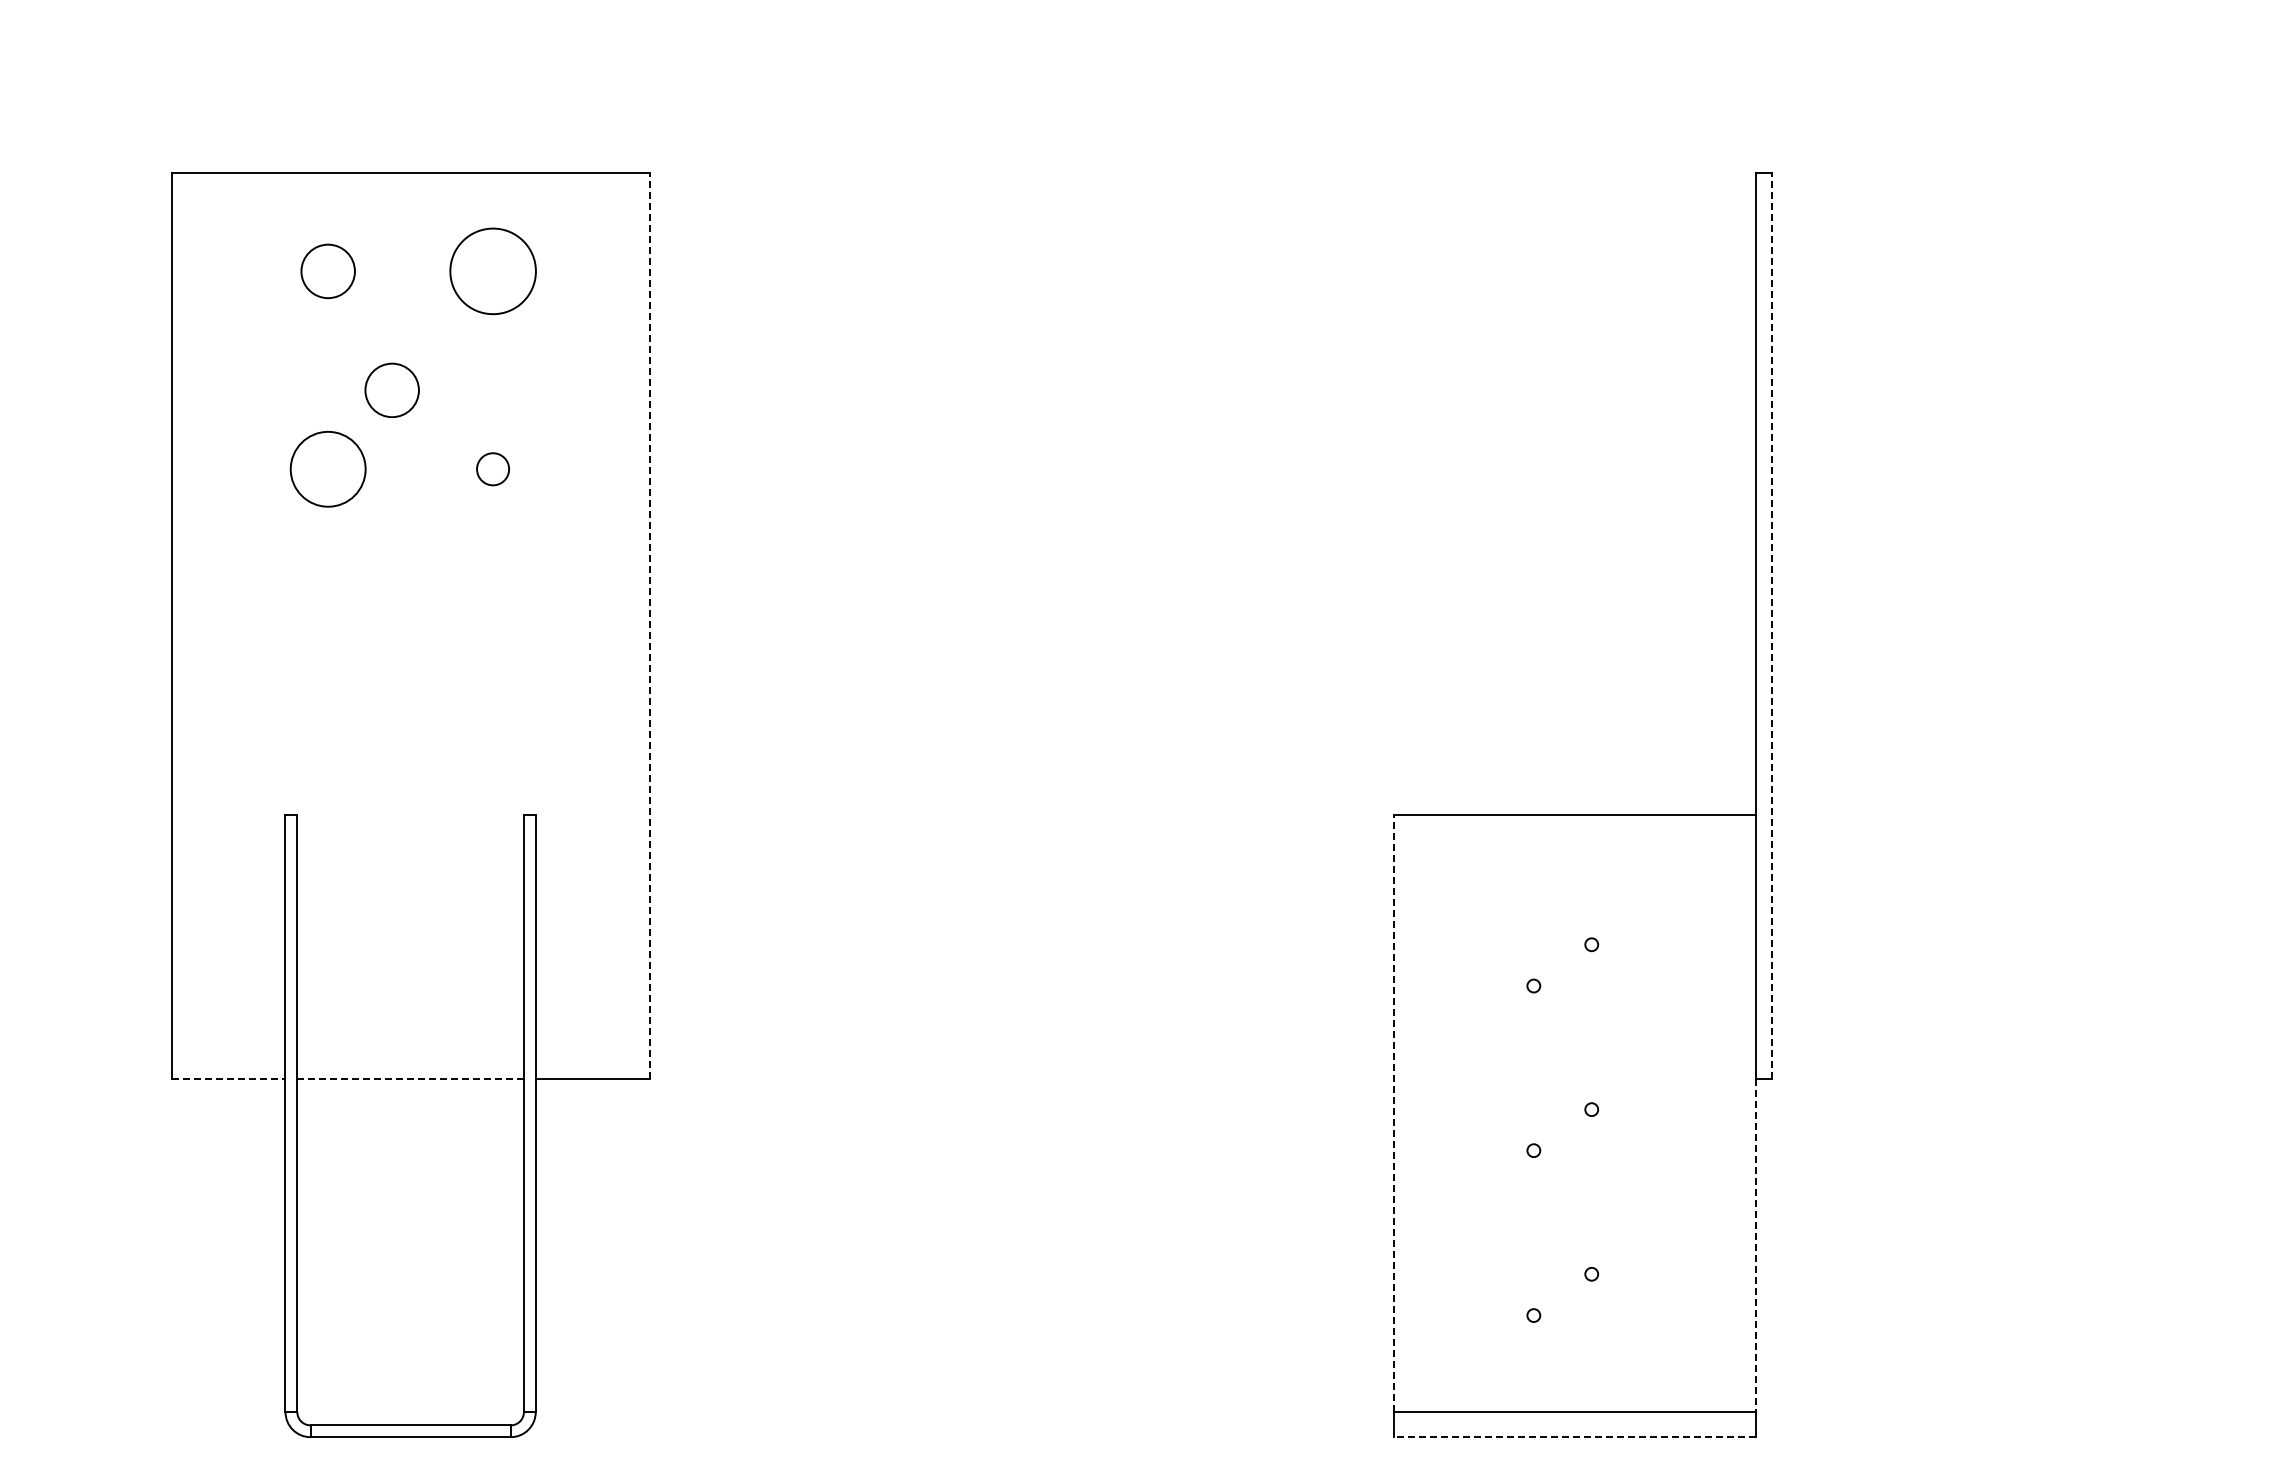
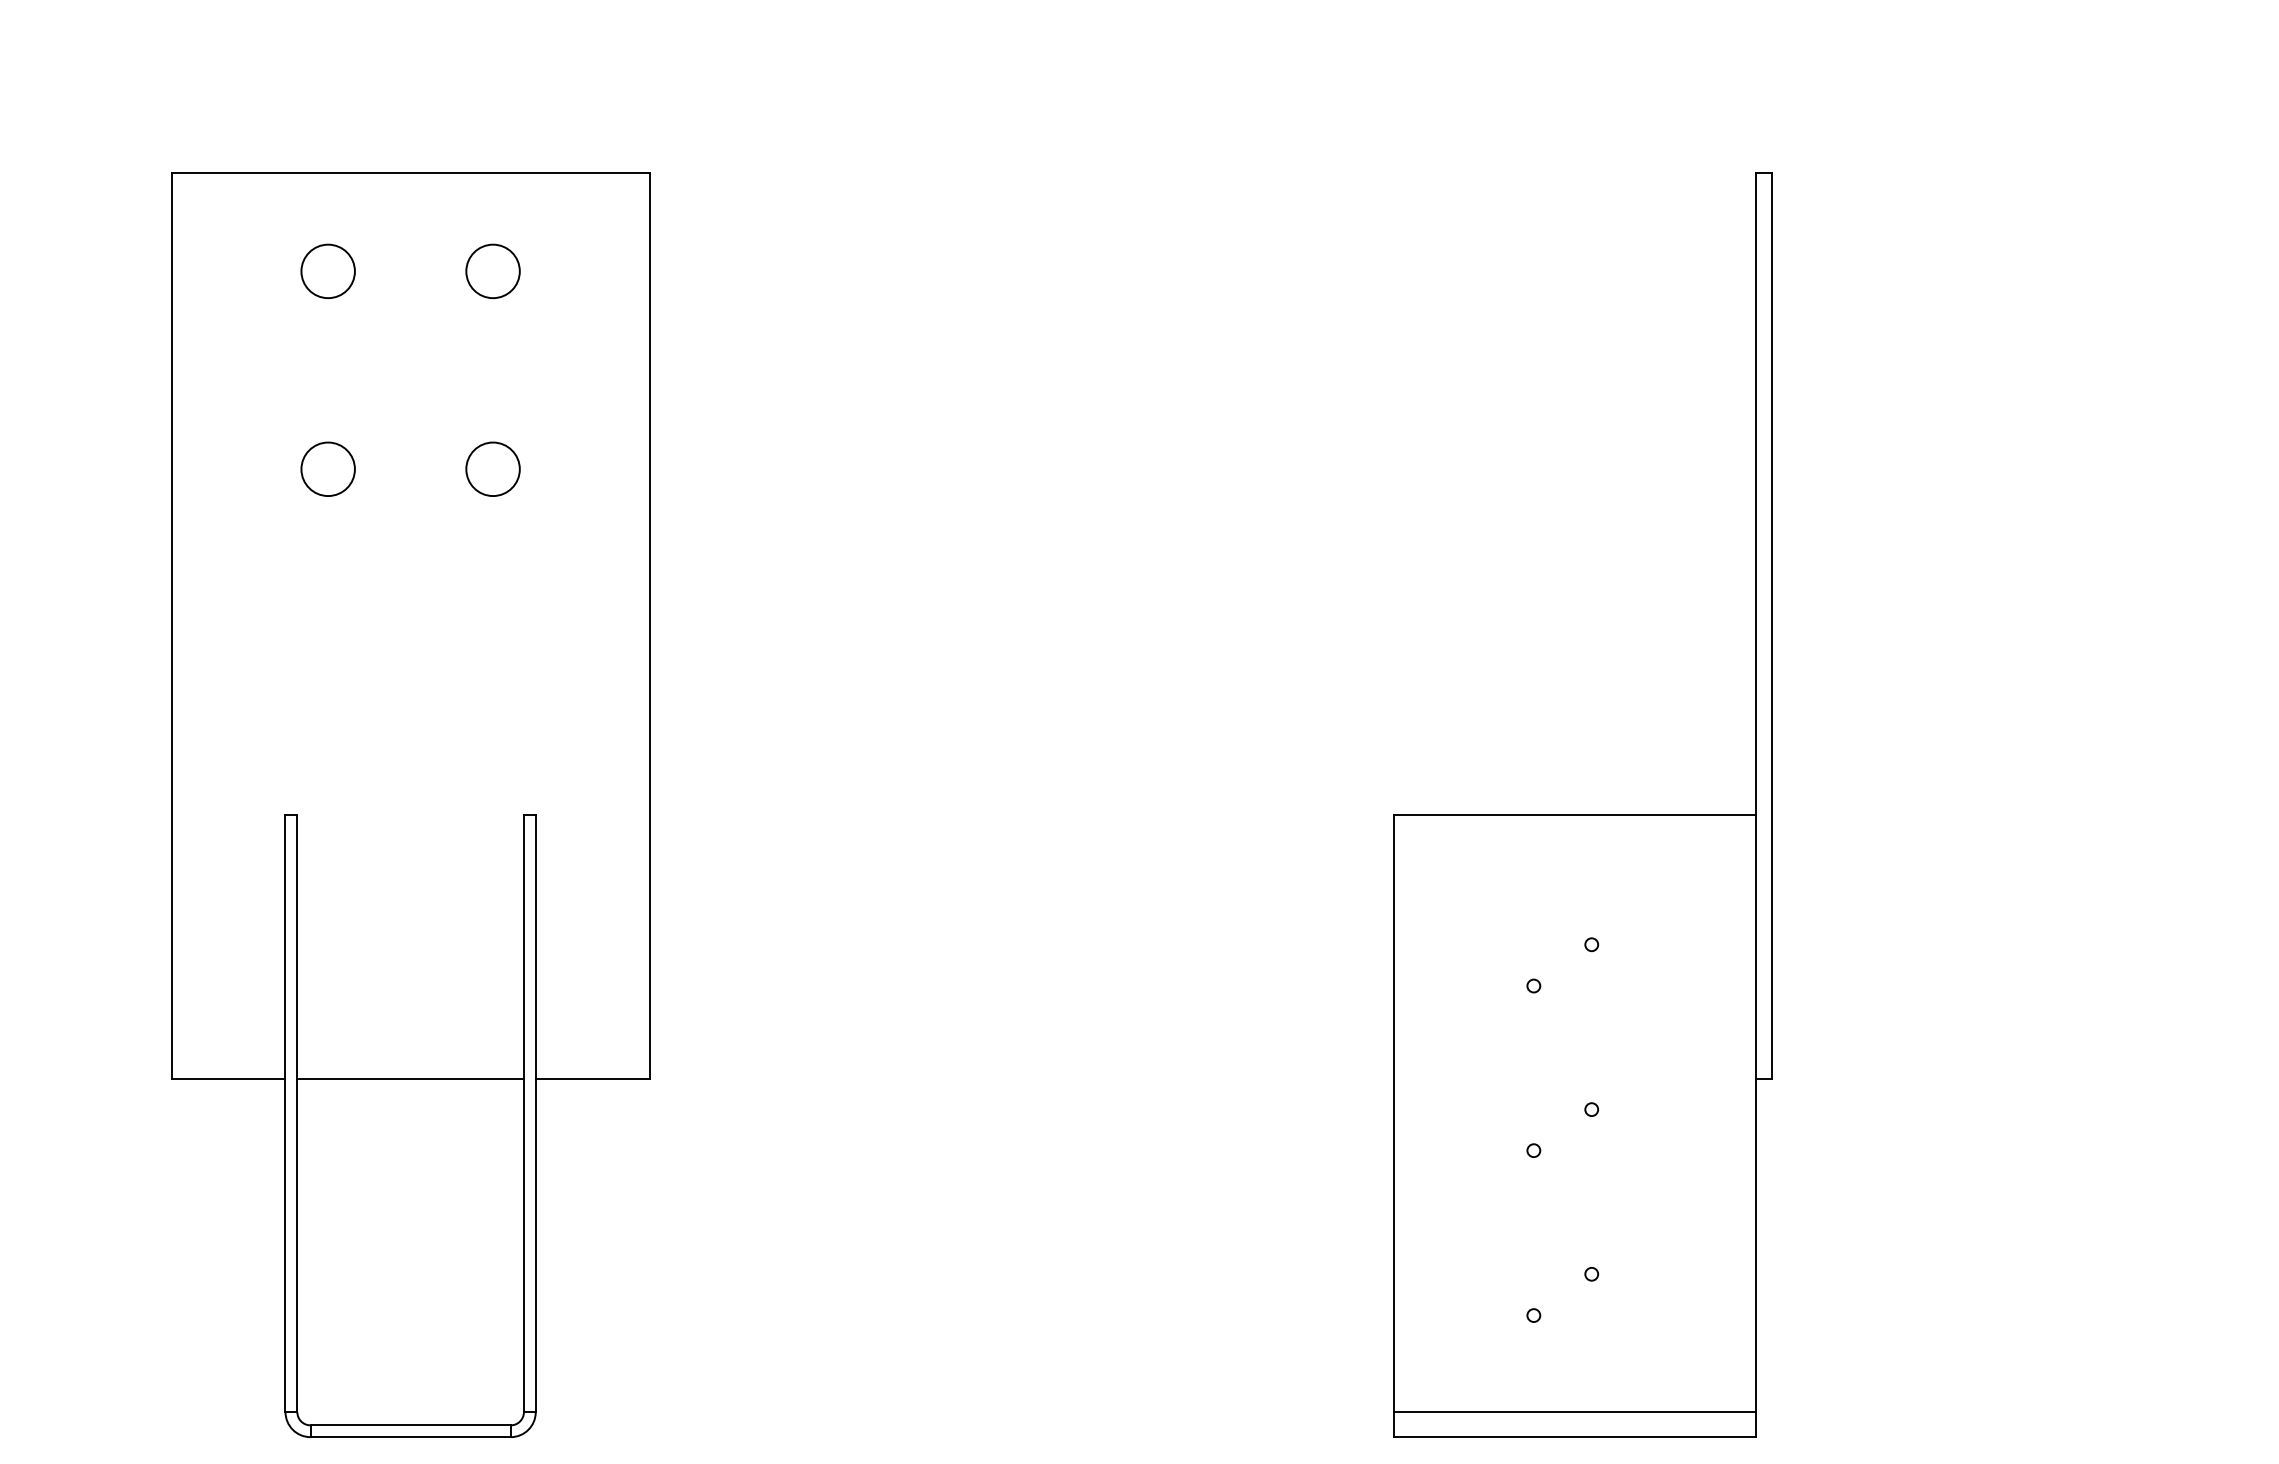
circle size: 88x89 px -> 56x57 px (492, 271)
circle: present -> none (391, 390)
circle diameter: 75 px -> 53 px (327, 469)
circle diameter: 32 px -> 53 px (492, 469)
line: dashed -> solid (649, 625)
line: dashed -> solid (1772, 625)
line: dashed -> solid (228, 1079)
line: dashed -> solid (411, 1079)
line: dashed -> solid (1393, 1113)
line: dashed -> solid (1756, 1246)
line: dashed -> solid (1574, 1437)
